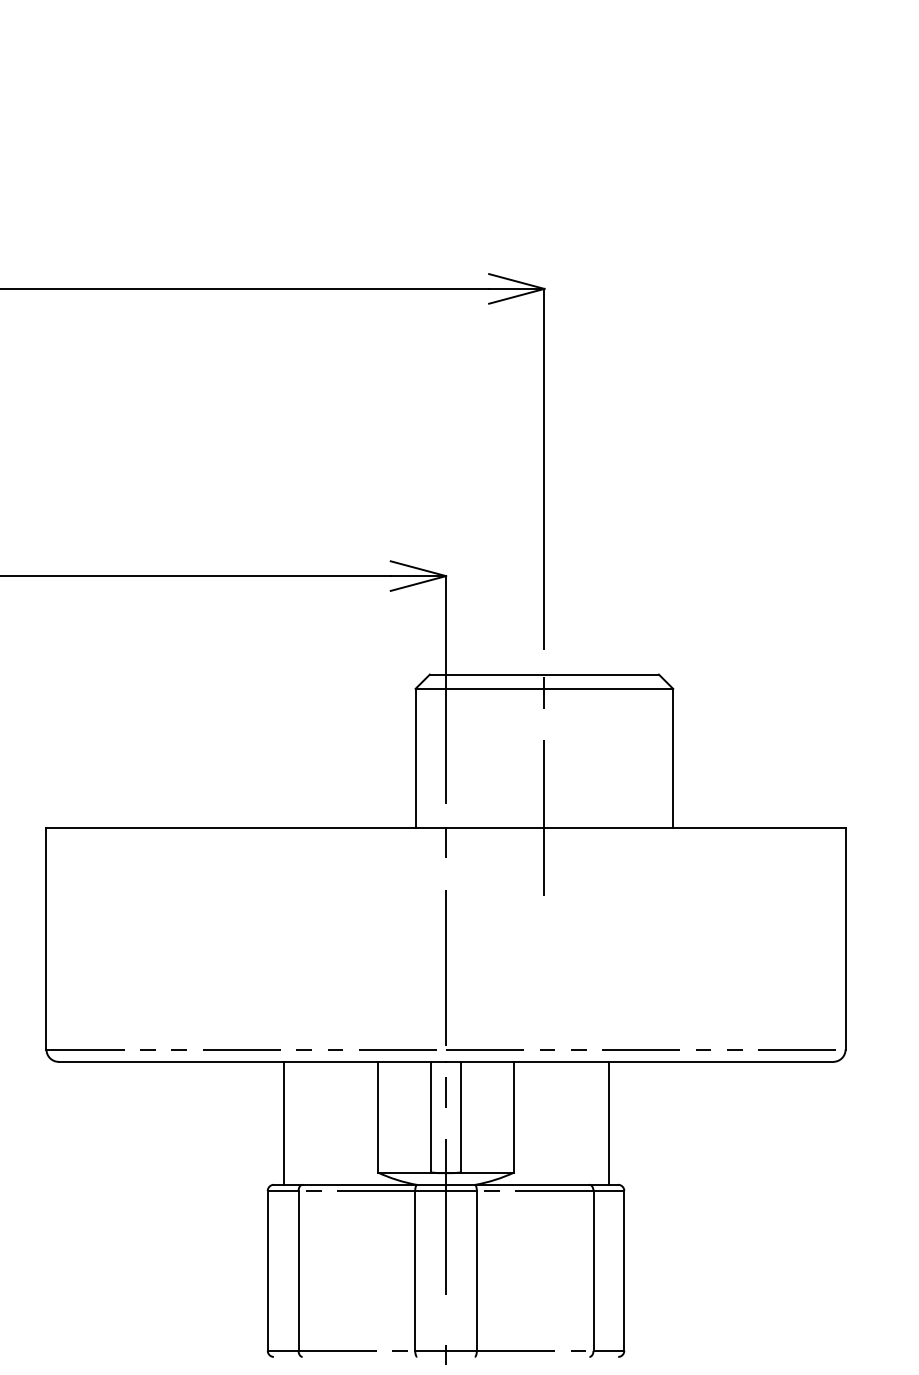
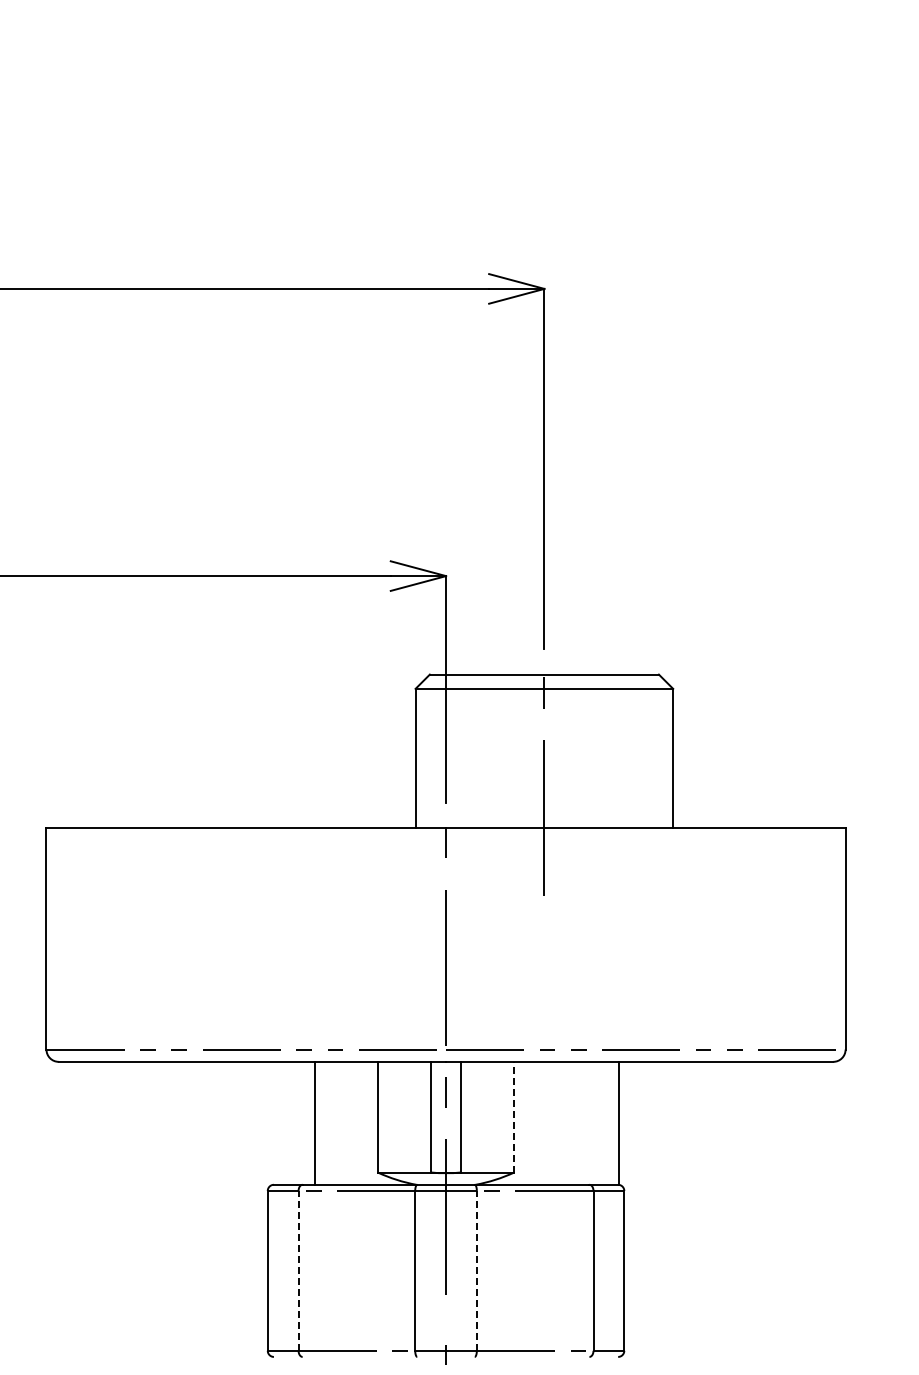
line: solid -> dashed (514, 1116)
line position: (283, 1122) -> (314, 1122) (314, 1122)
line position: (608, 1122) -> (618, 1122) (618, 1122)
line: solid -> dashed (298, 1270)
line: solid -> dashed (476, 1270)
